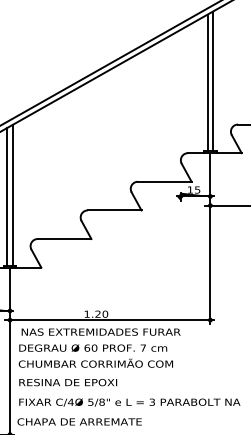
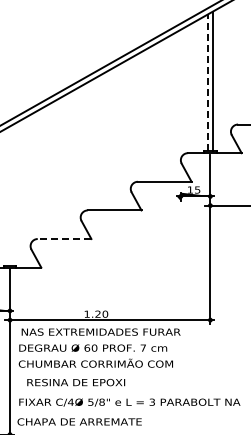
line: solid -> dashed (207, 82)
line: present -> none (12, 194)
line: present -> none (7, 196)
line: solid -> dashed (64, 239)
text position: (68, 382) -> (76, 382) (76, 382)
